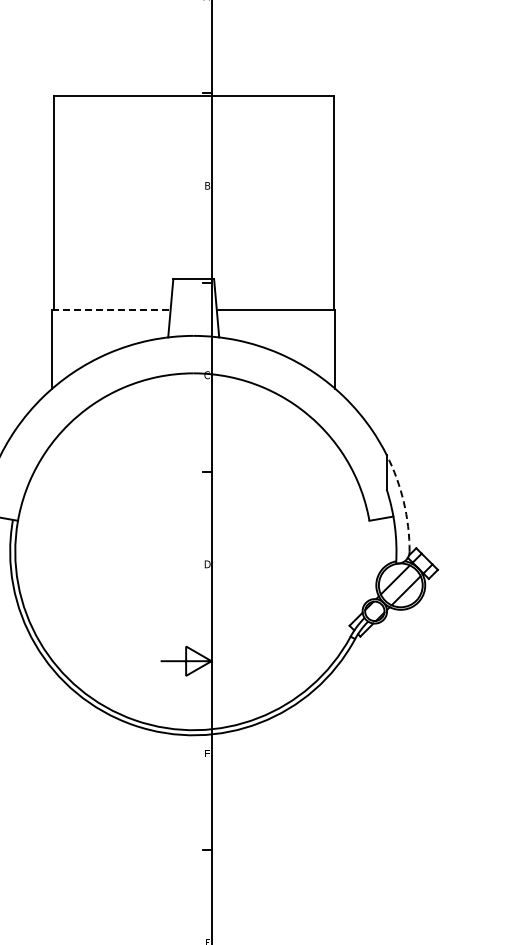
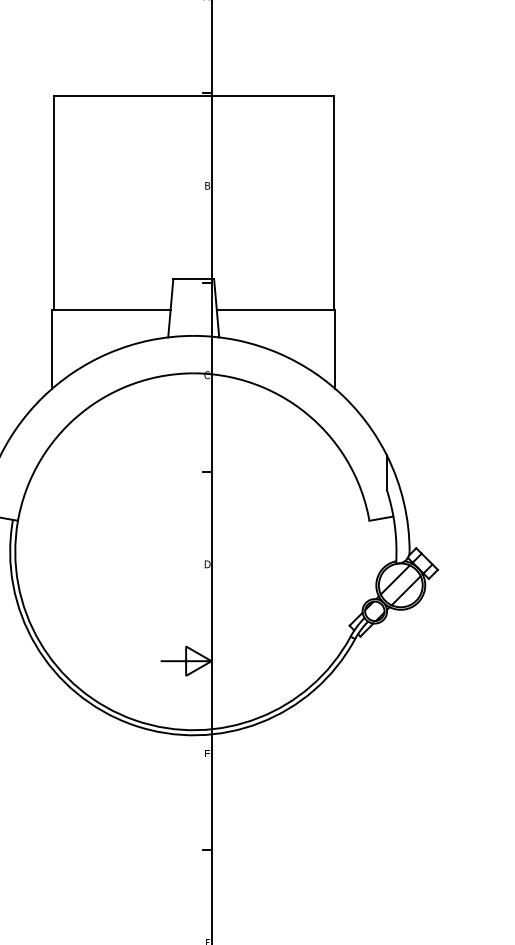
line: dashed -> solid (111, 309)
arc: dashed -> solid (403, 502)
